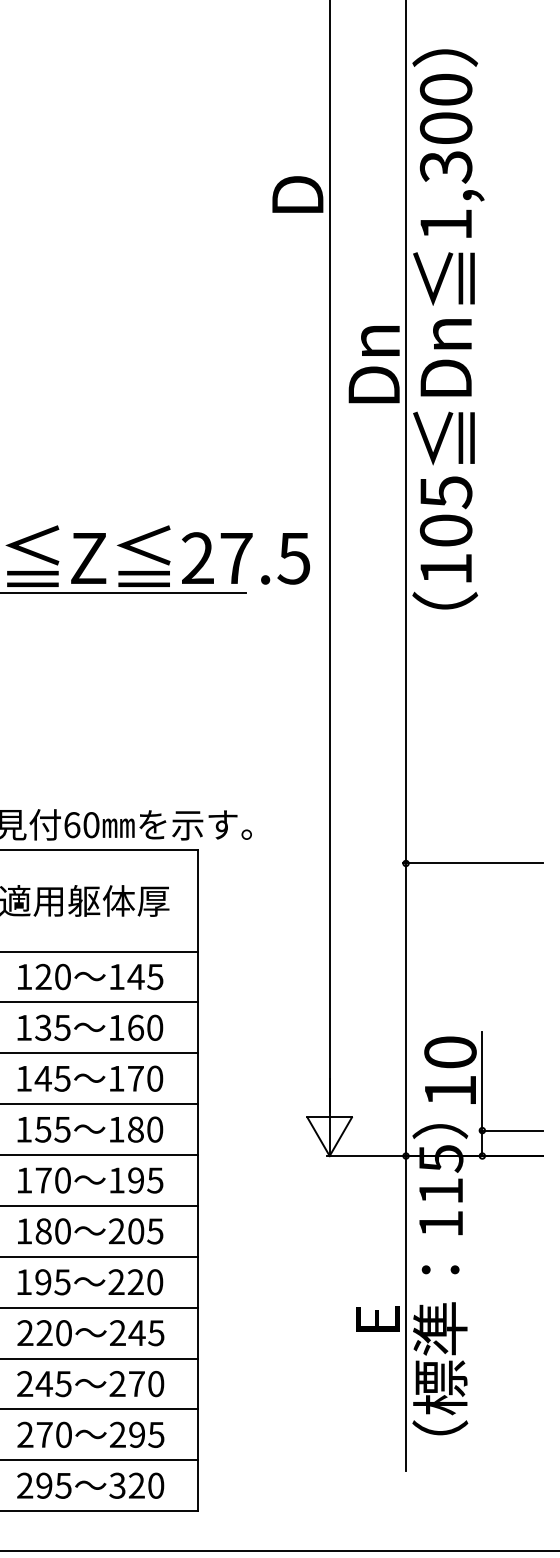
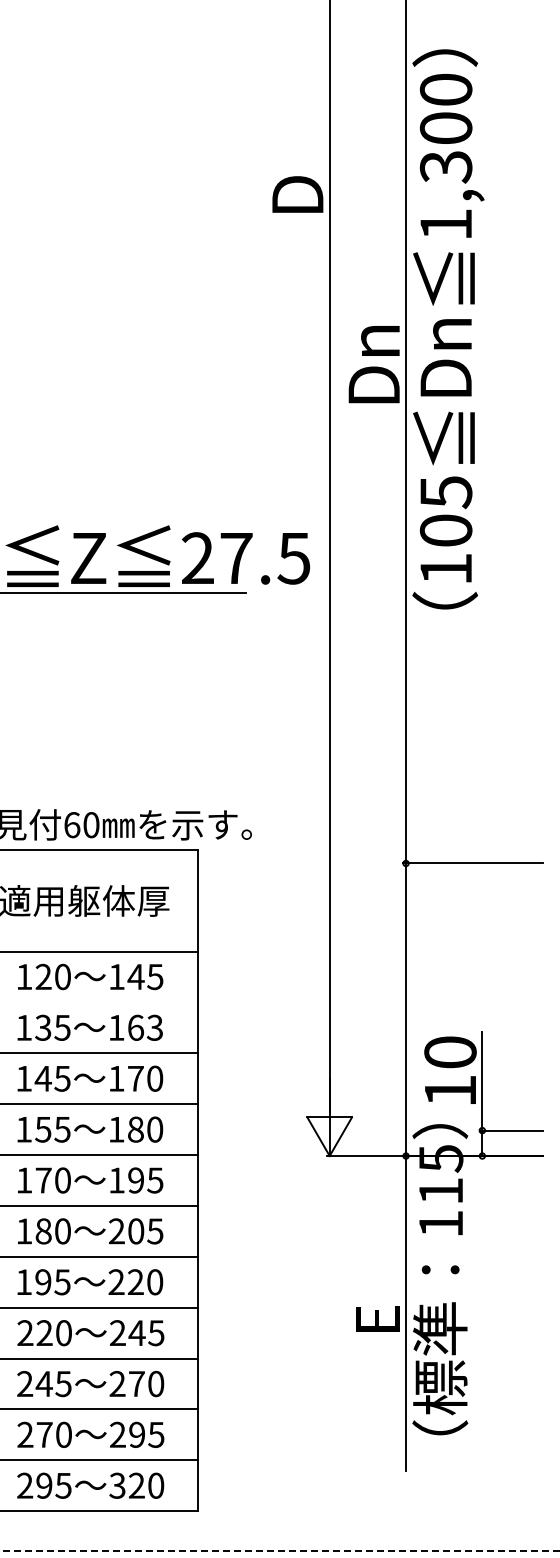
line: present -> none (100, 1002)
text: 160 -> 163 (154, 1027)
line: solid -> dashed (280, 1551)
